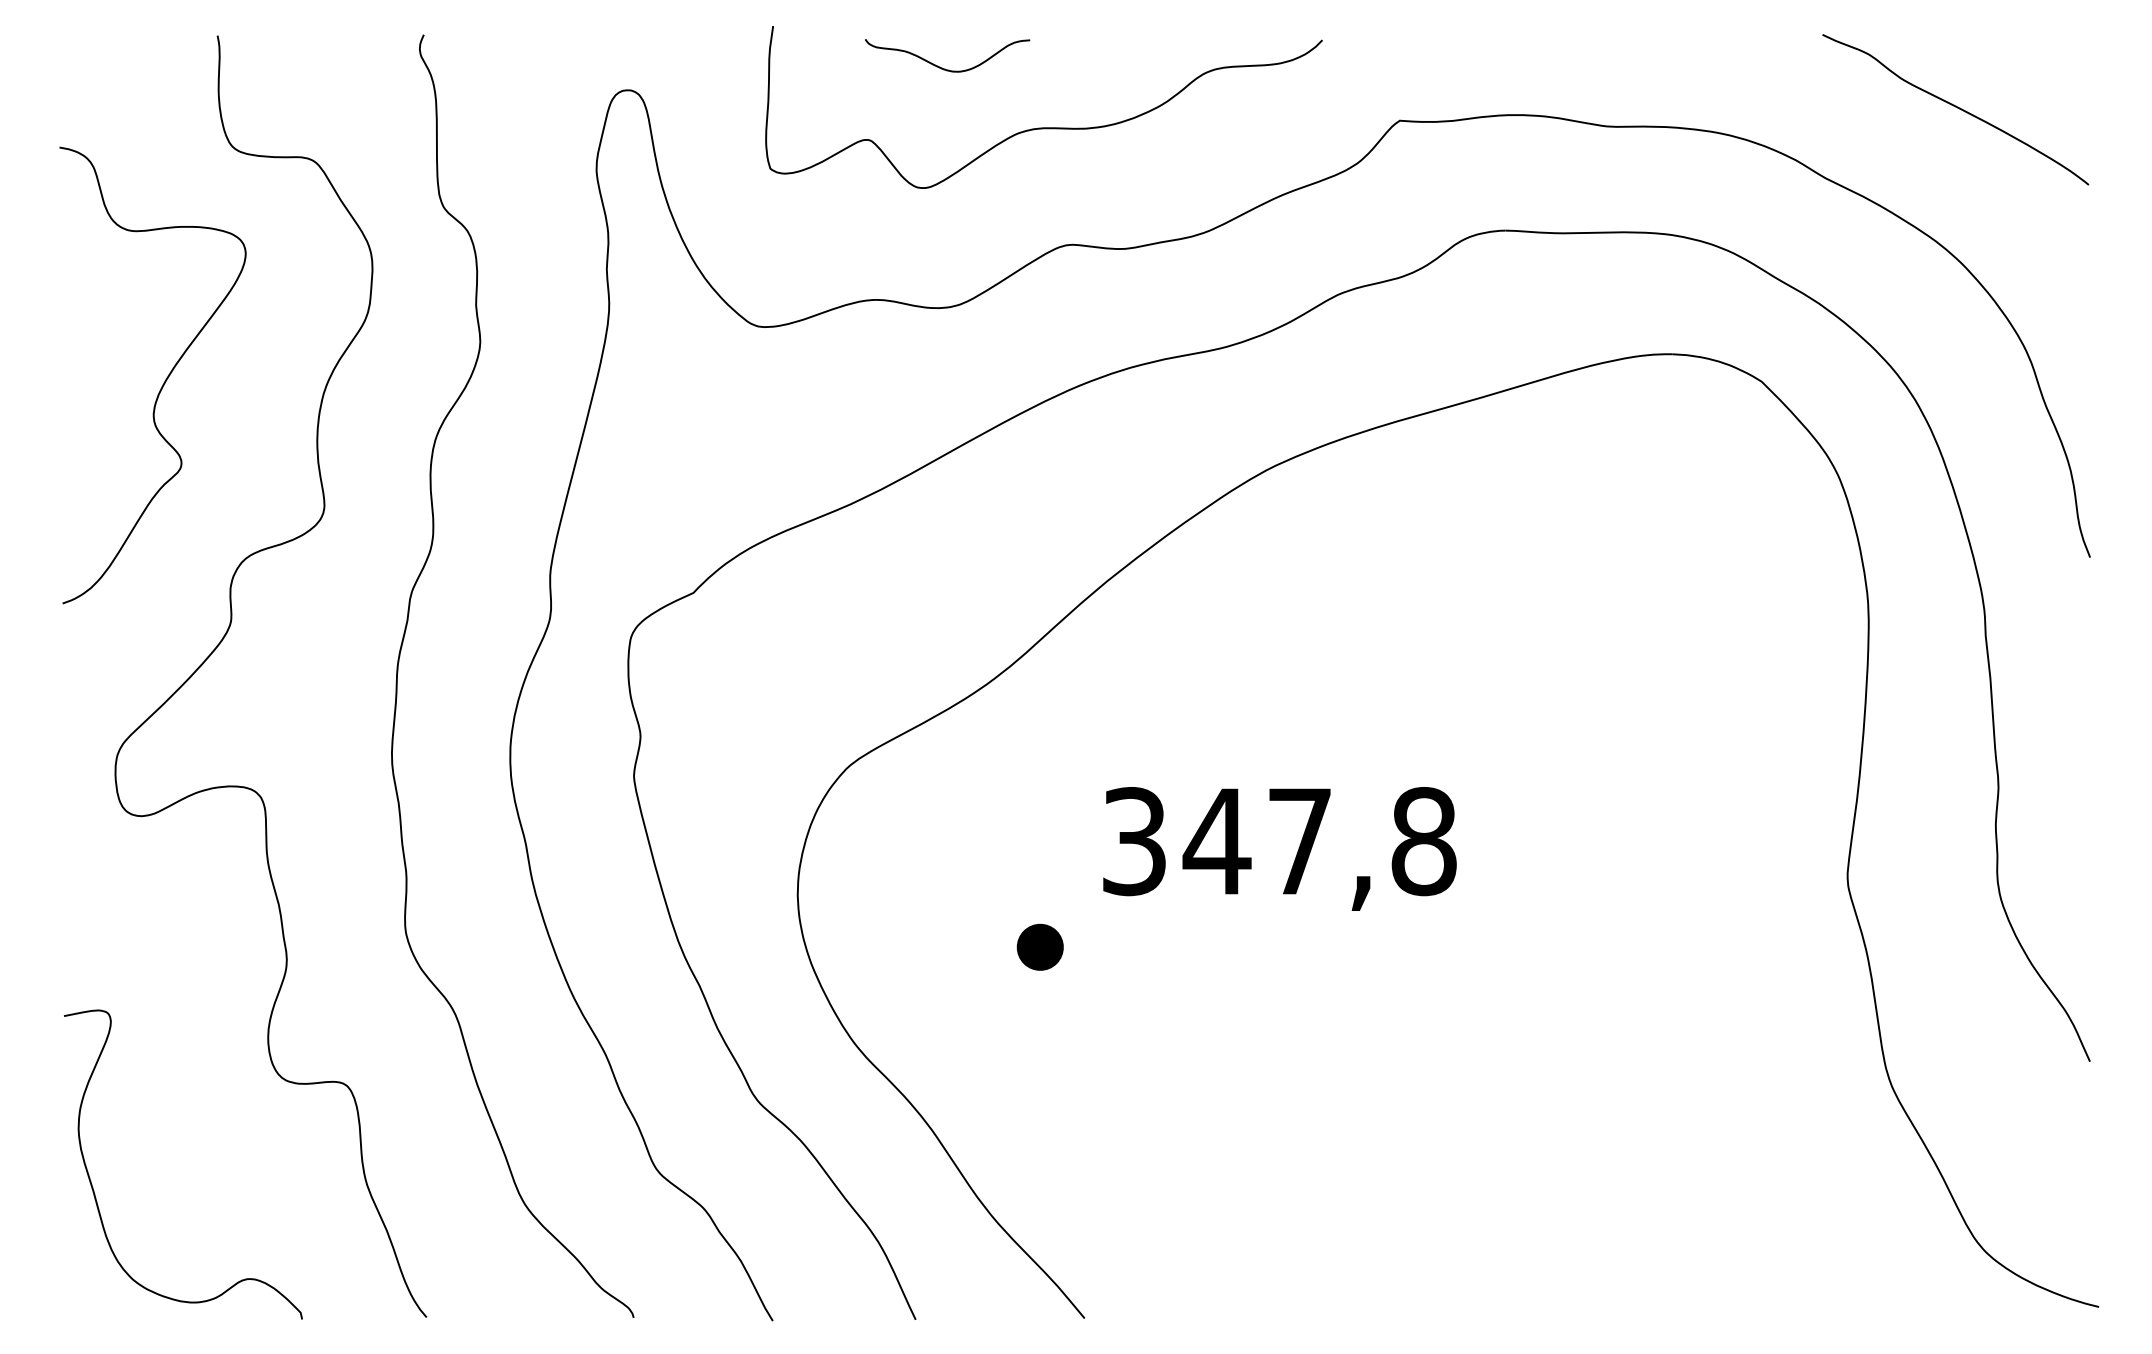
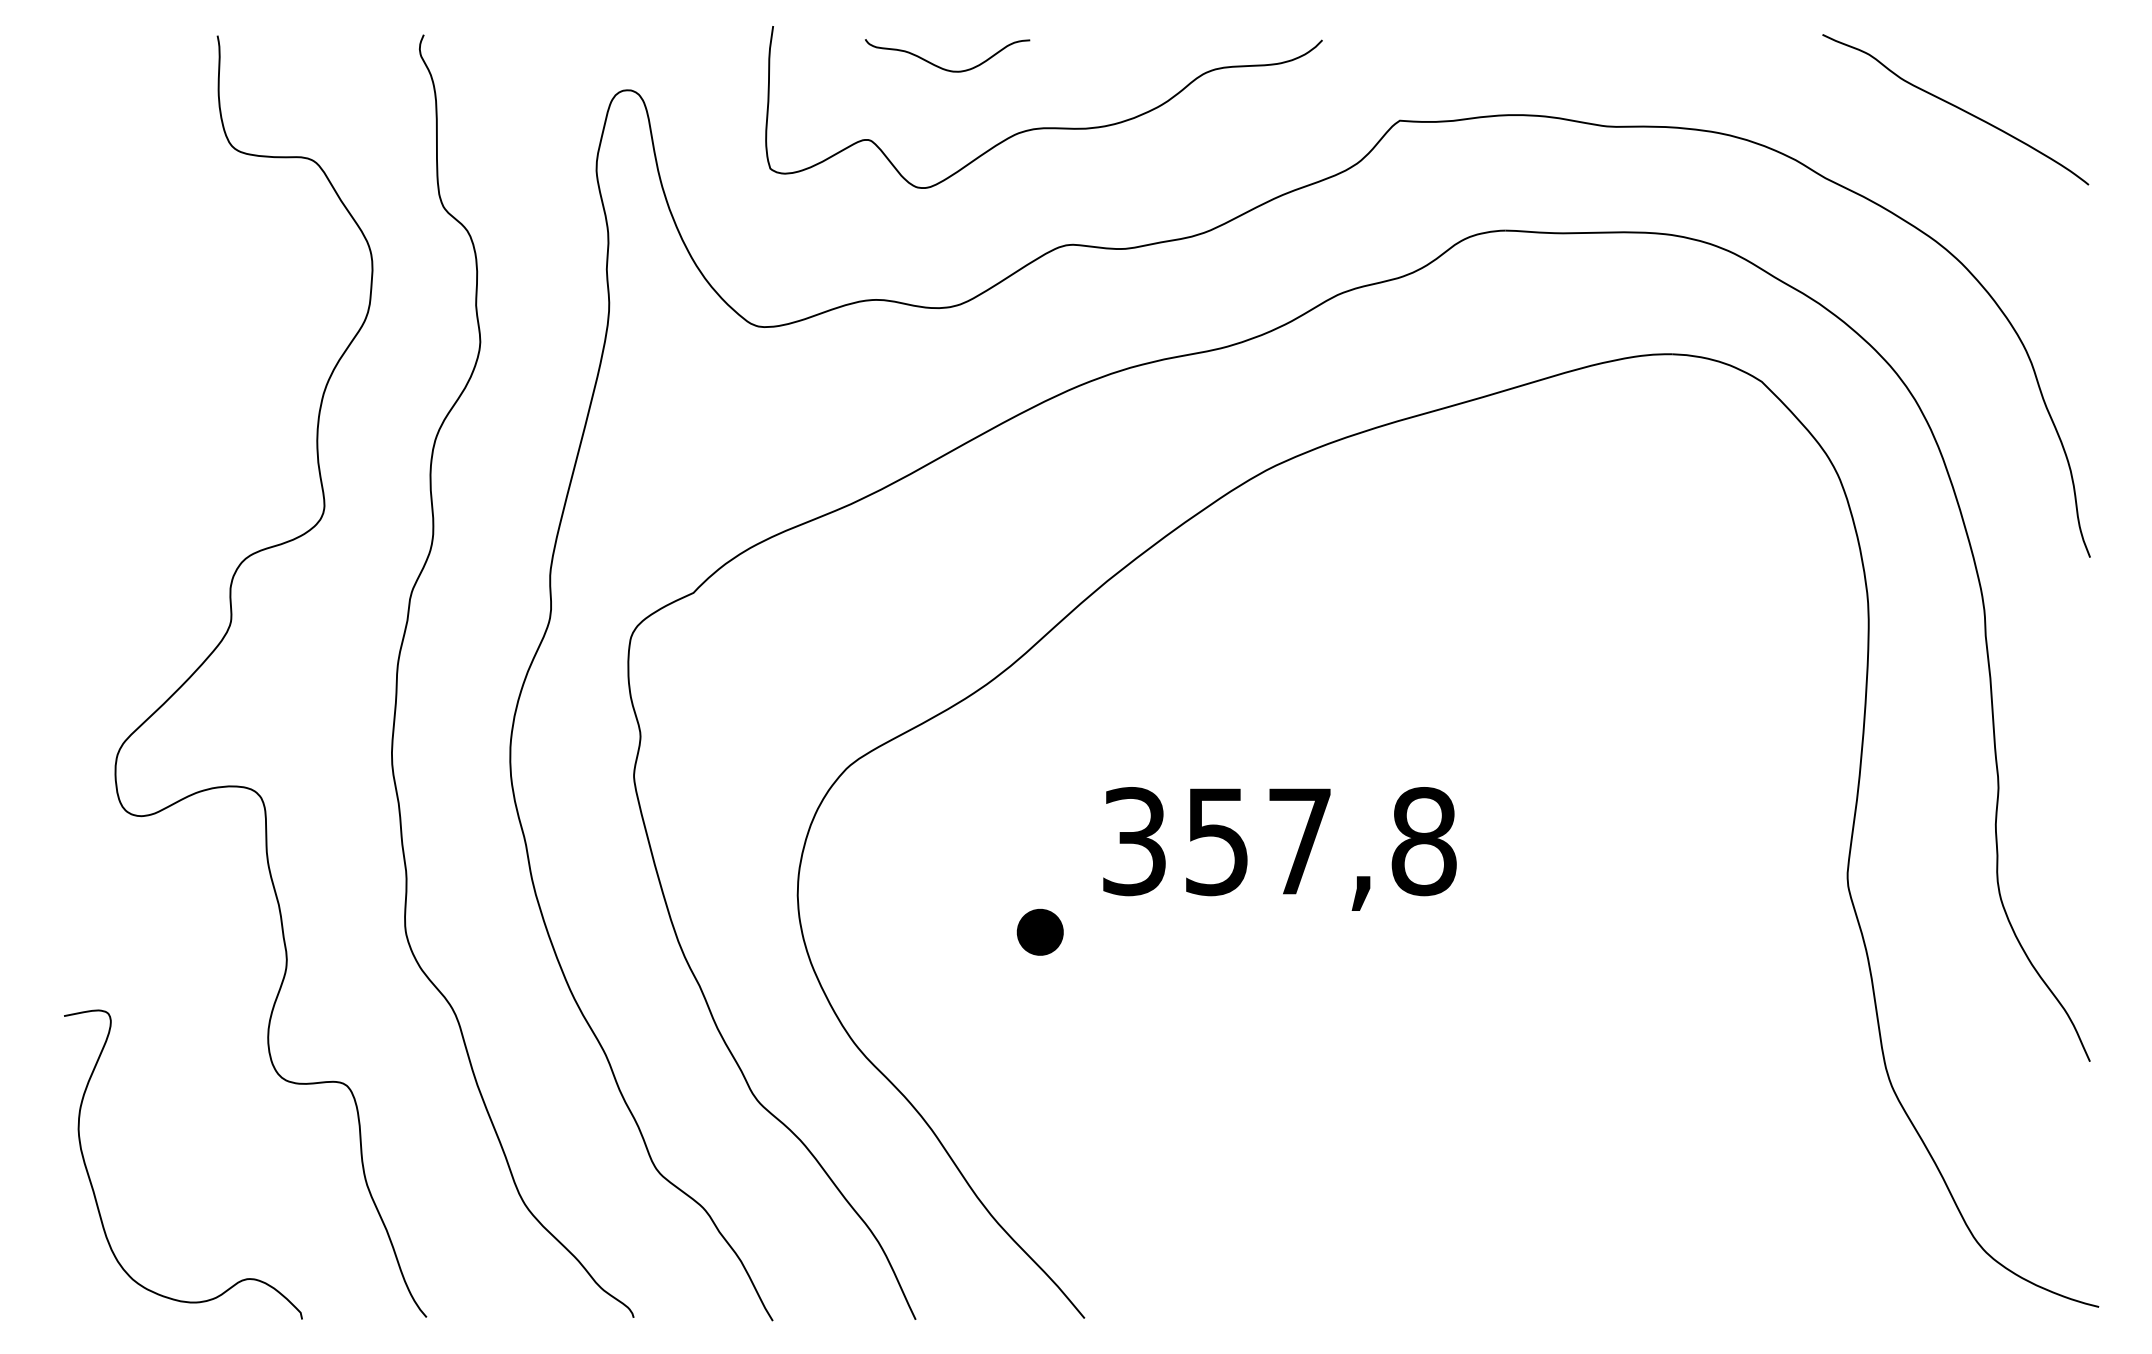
curve: present -> none (163, 382)
text: 347,8 -> 357,8 (1216, 842)
part position: (1039, 947) -> (1039, 932) (1039, 932)
